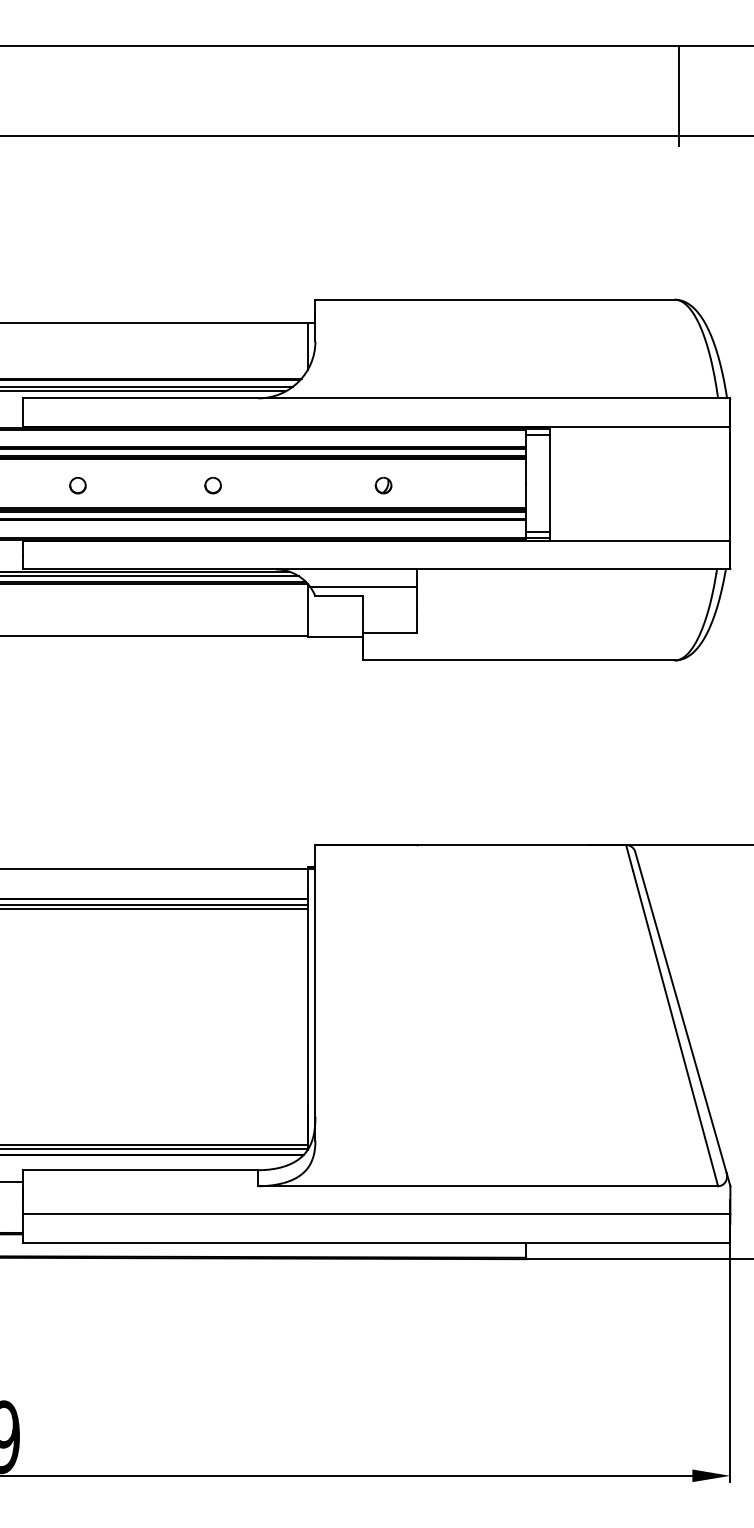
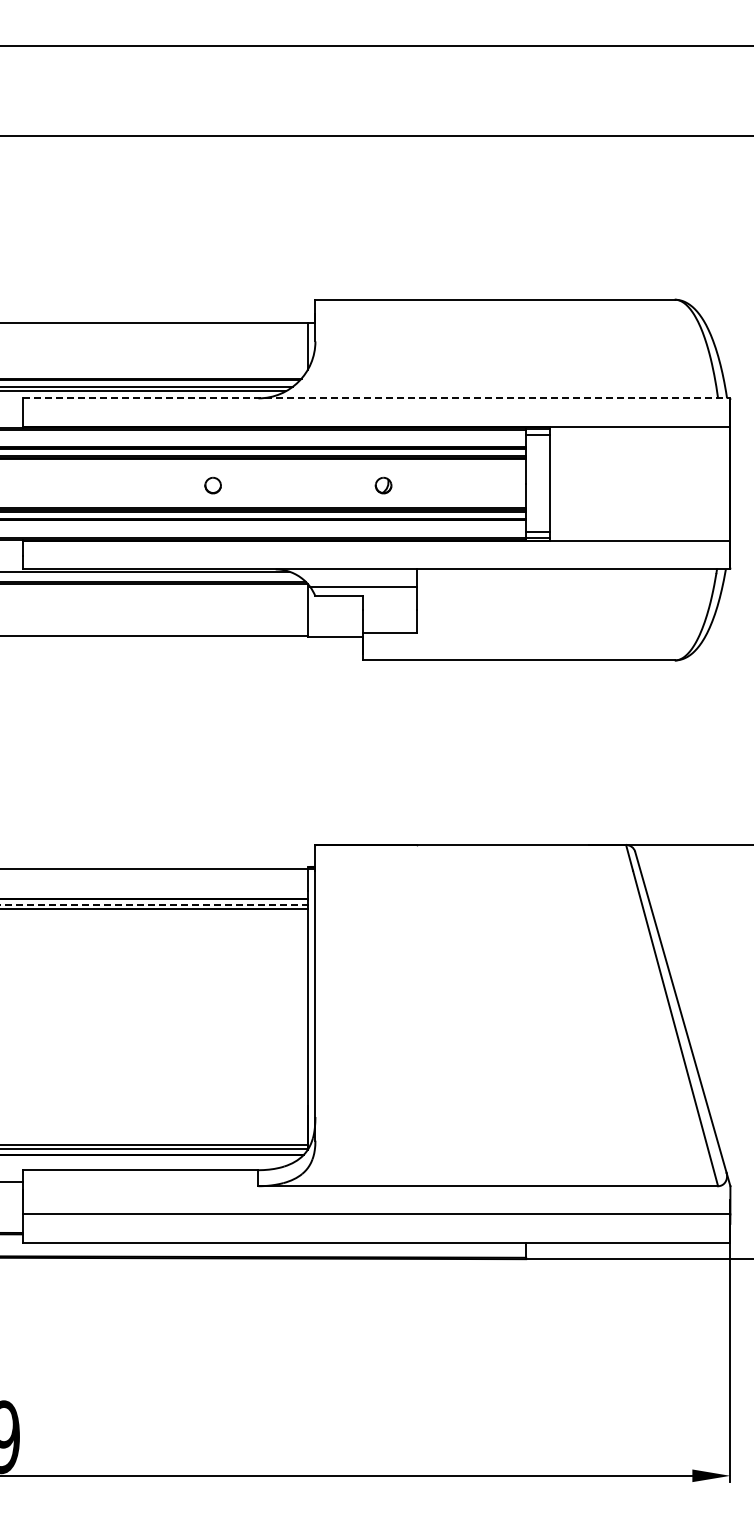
line: present -> none (679, 95)
line: solid -> dashed (376, 398)
part: present -> none (77, 485)
line: present -> none (150, 575)
line: solid -> dashed (154, 904)
